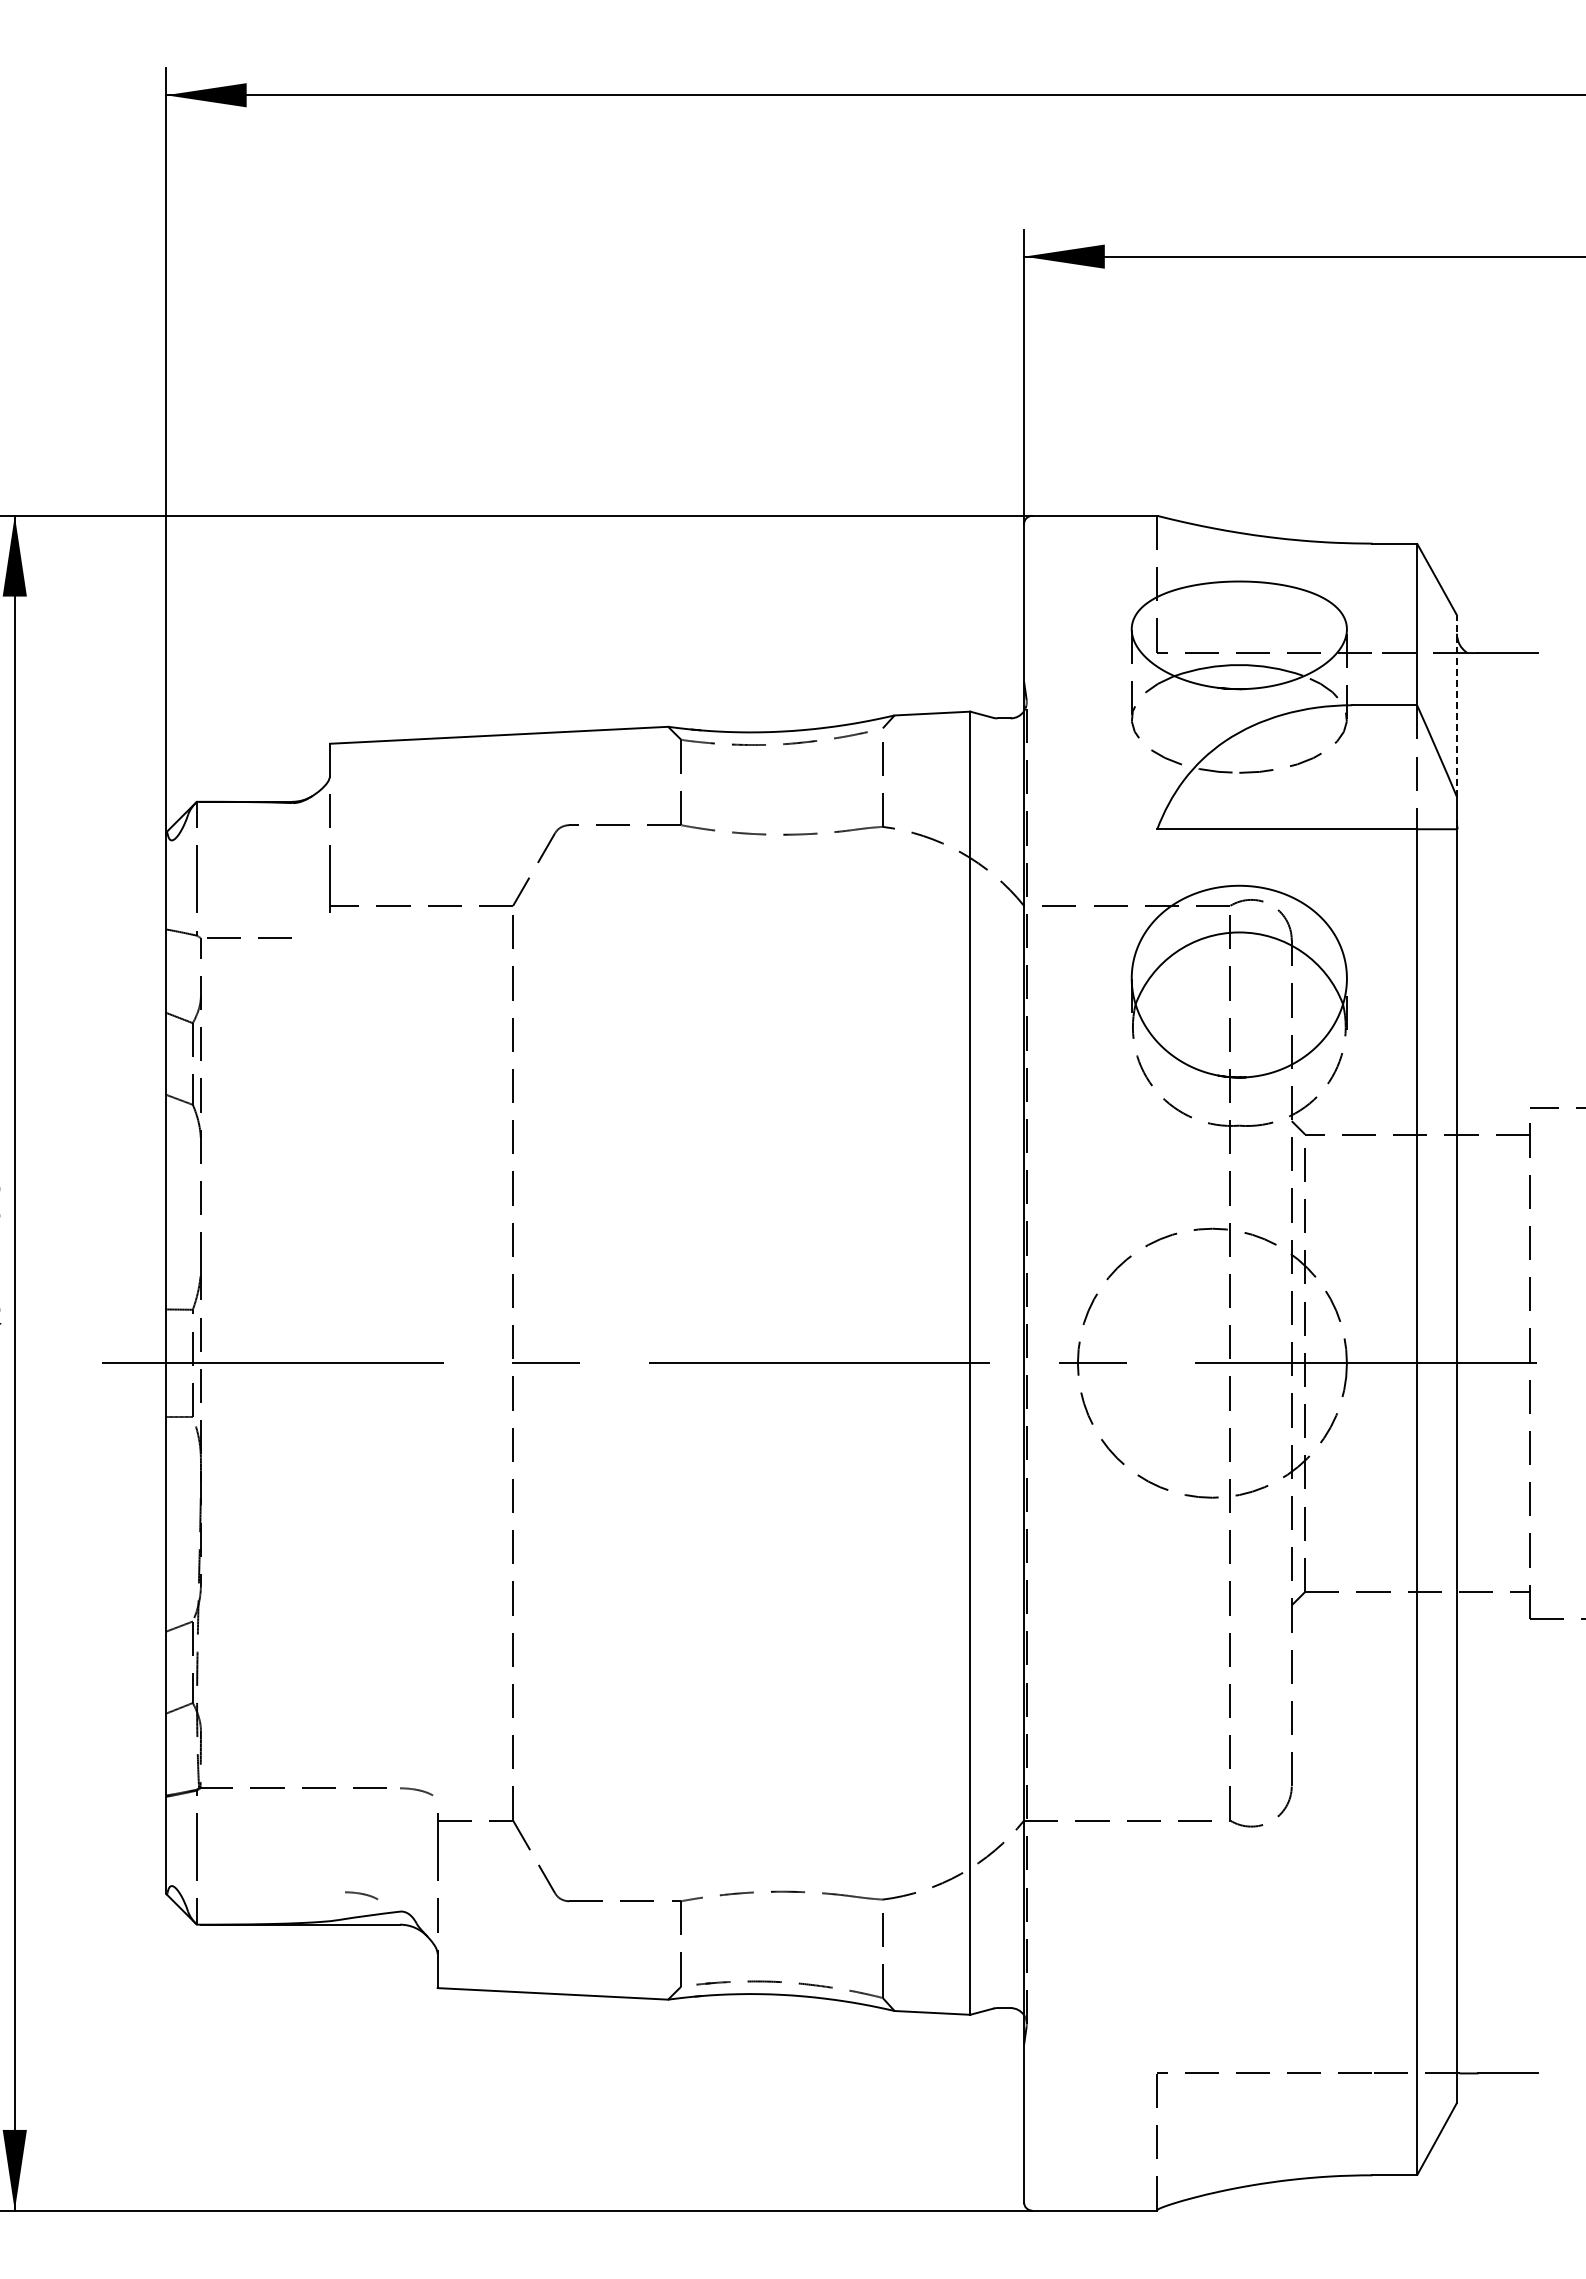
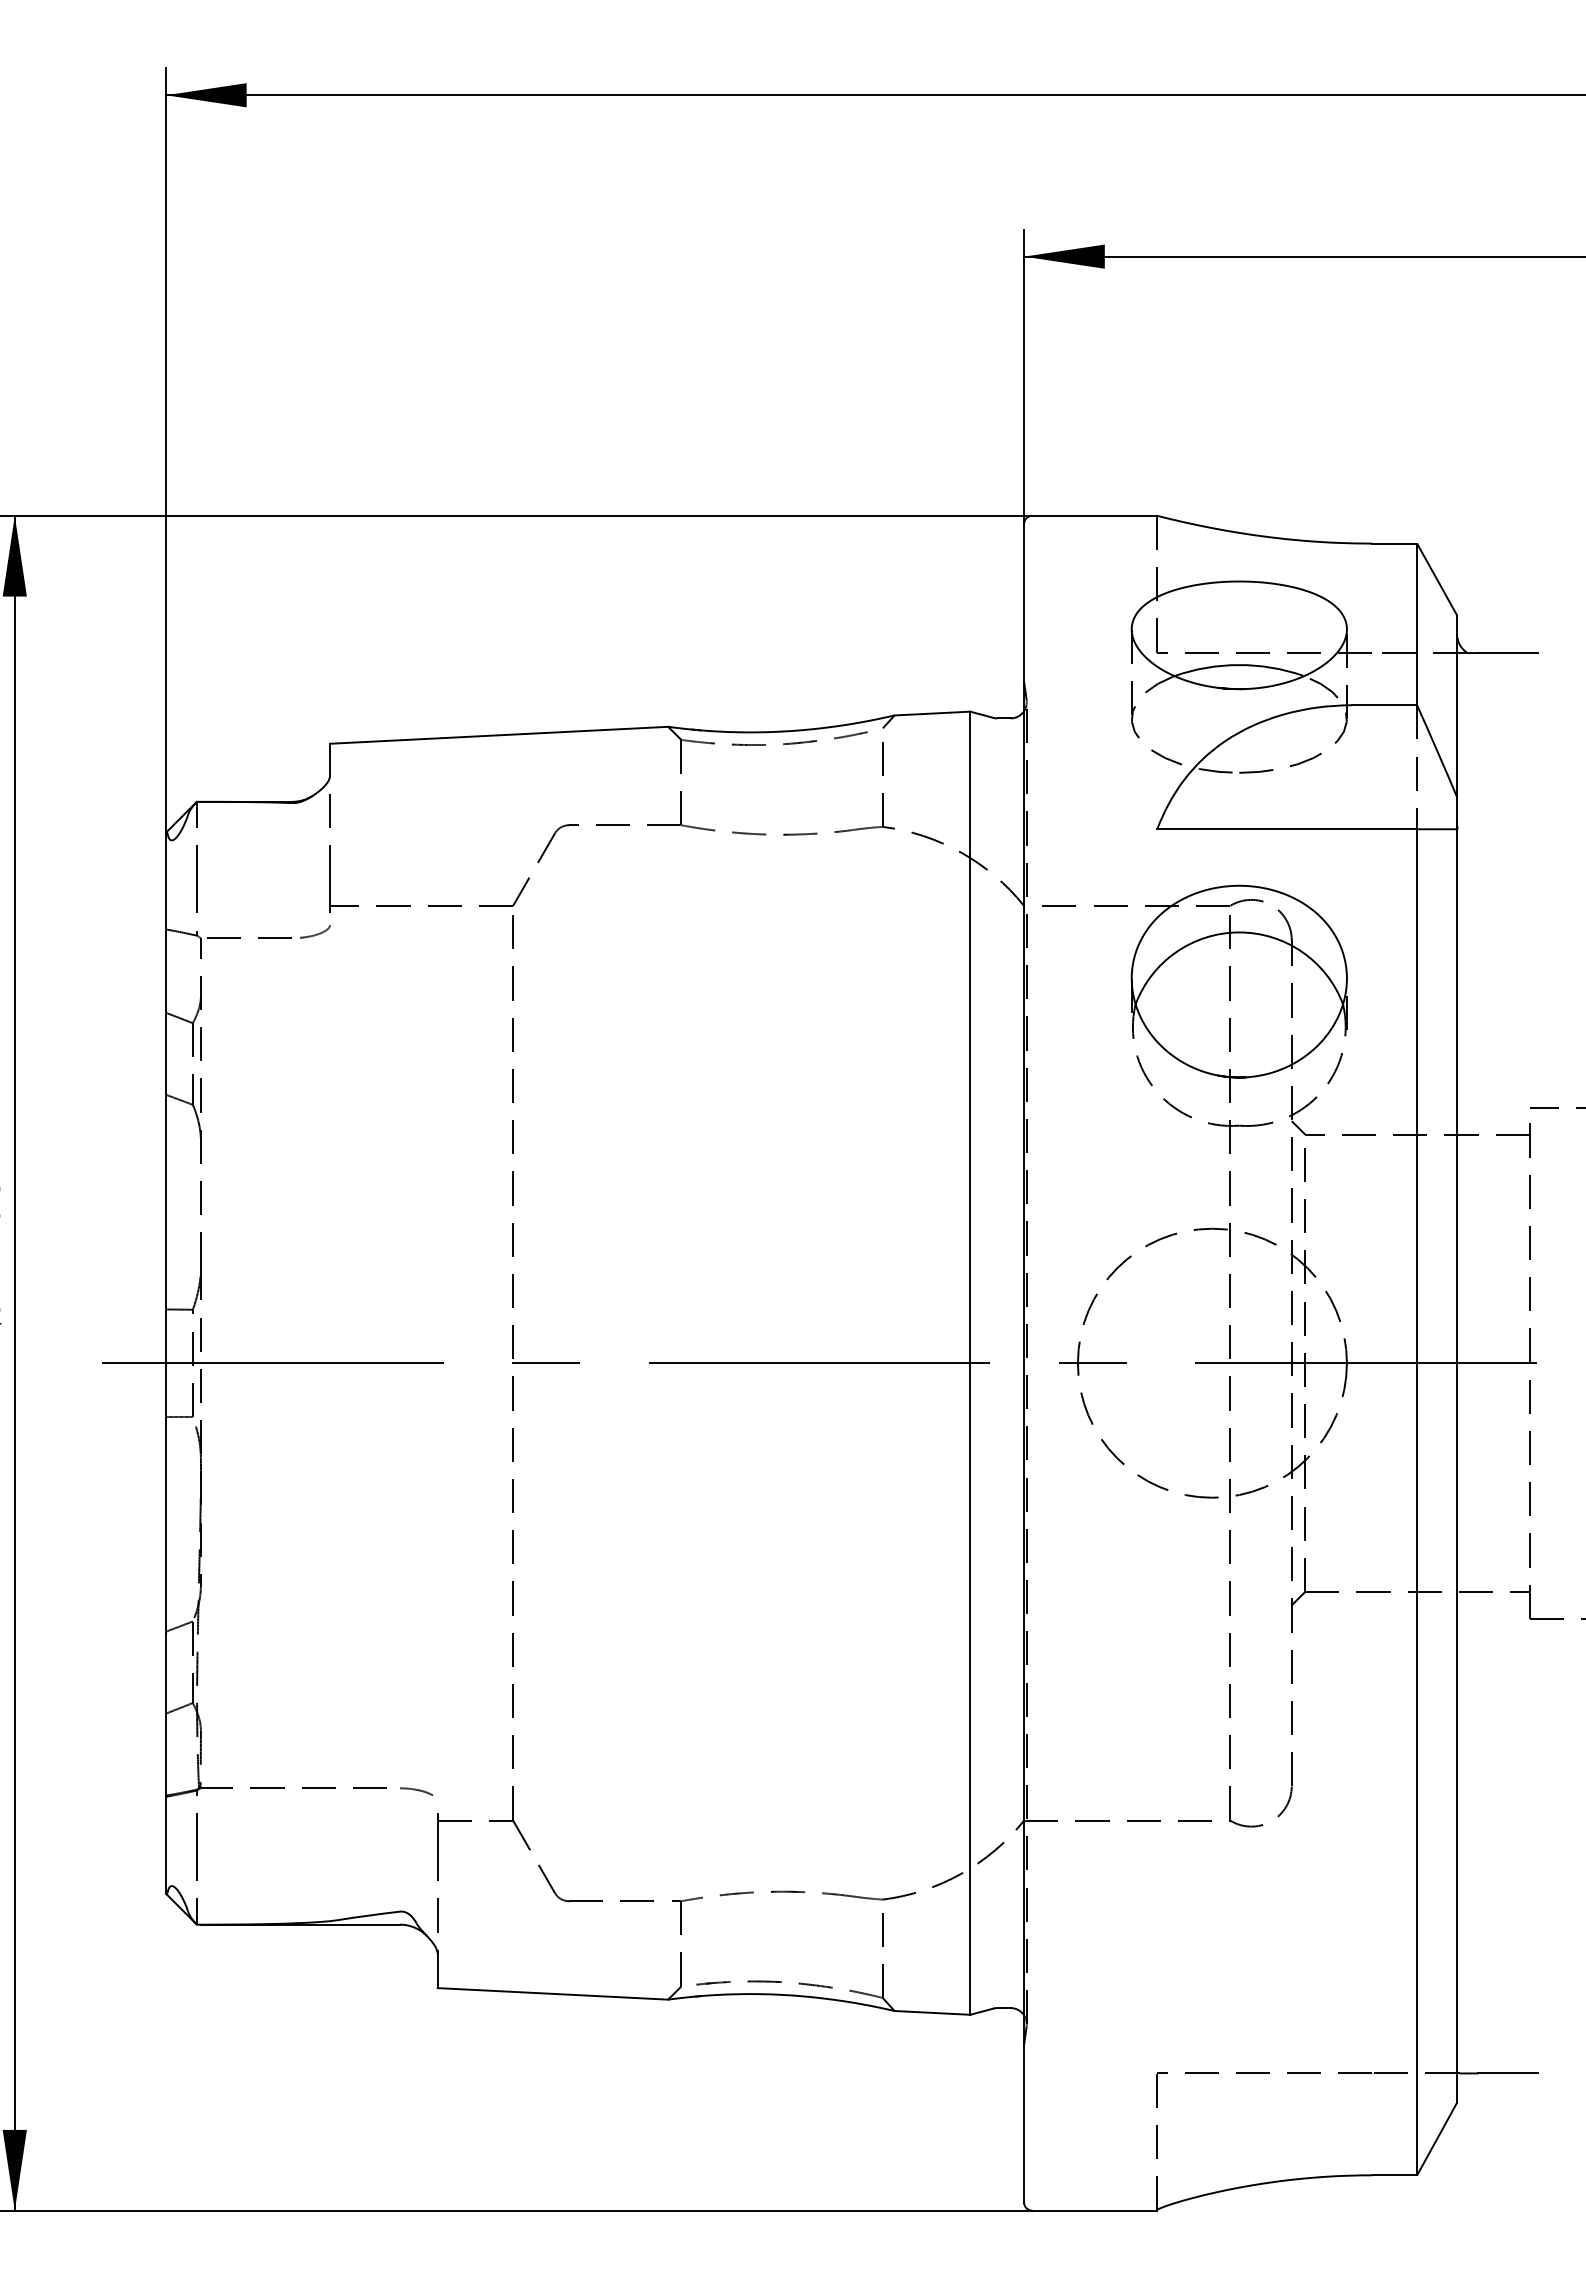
line: dashed -> solid (1456, 706)
curve: none -> present (316, 933)
curve: present -> none (361, 1894)
